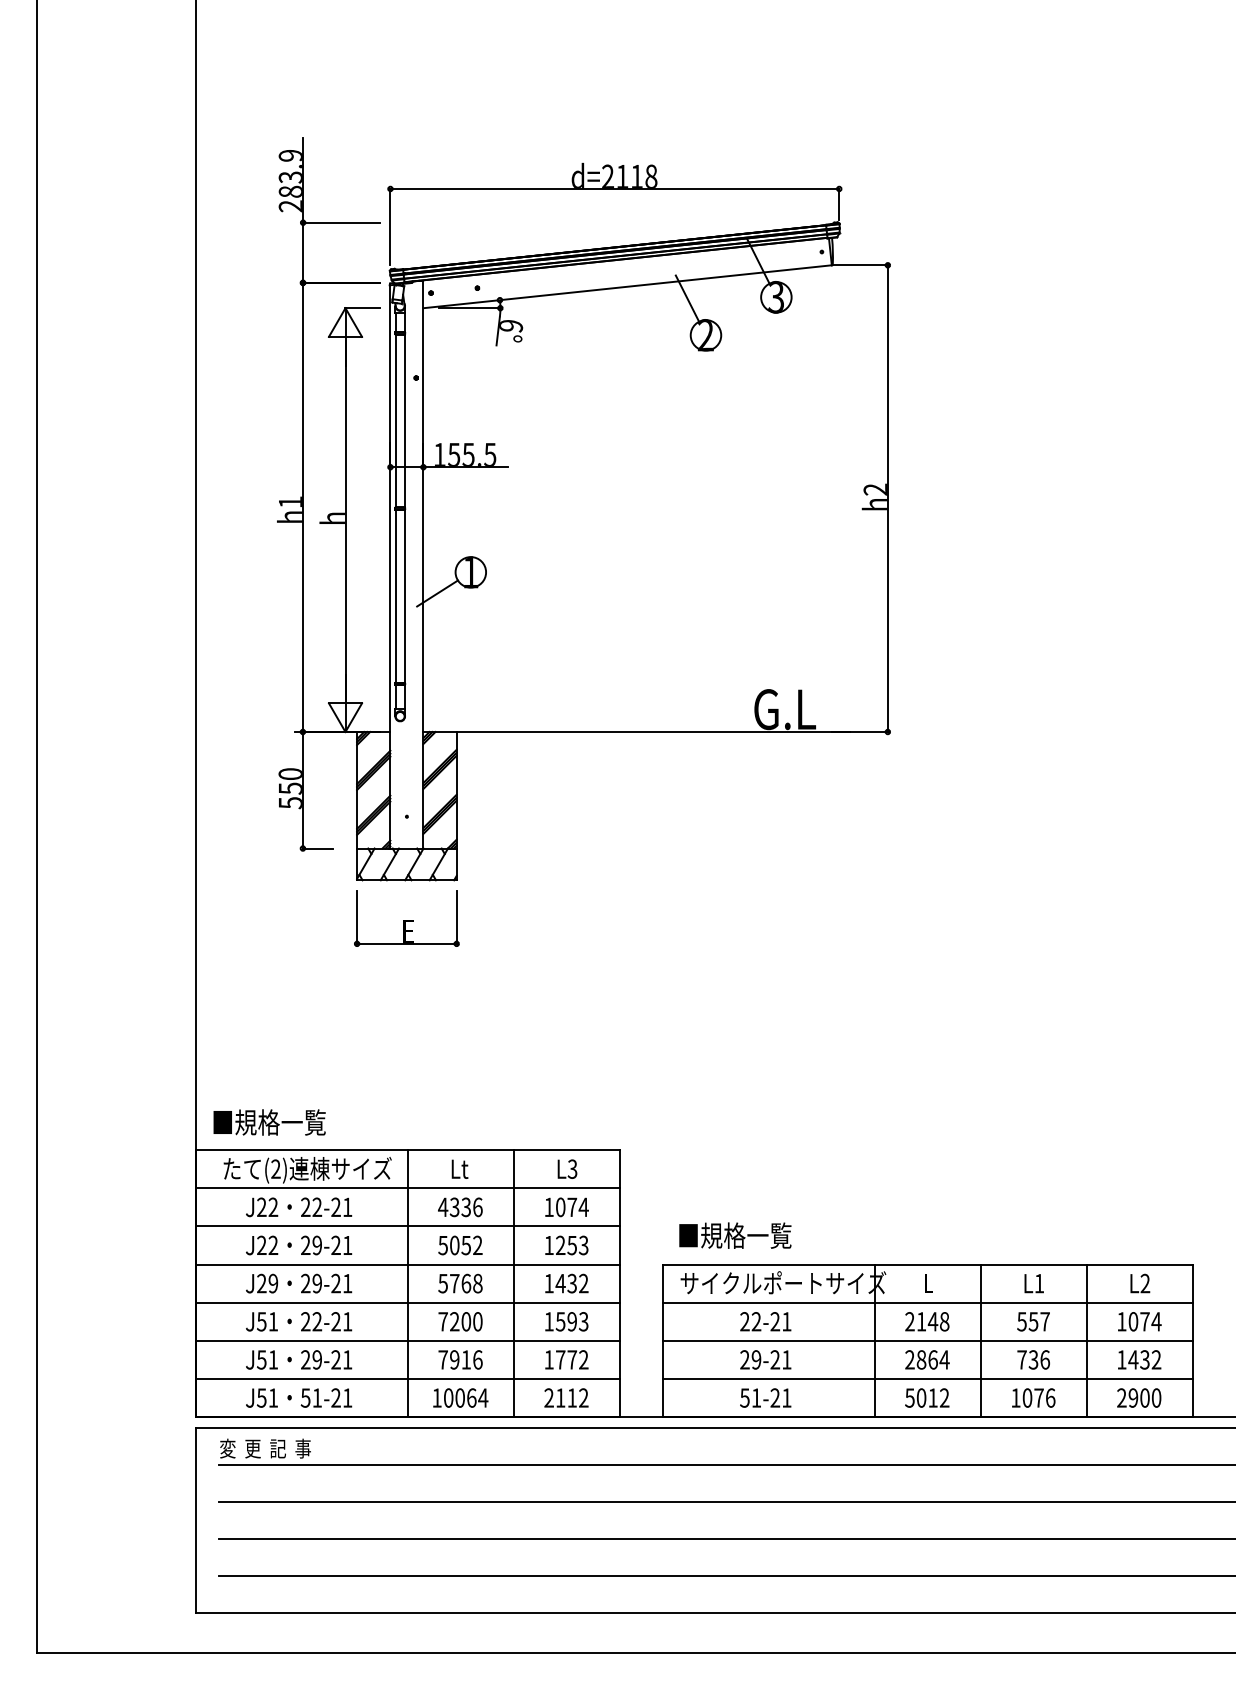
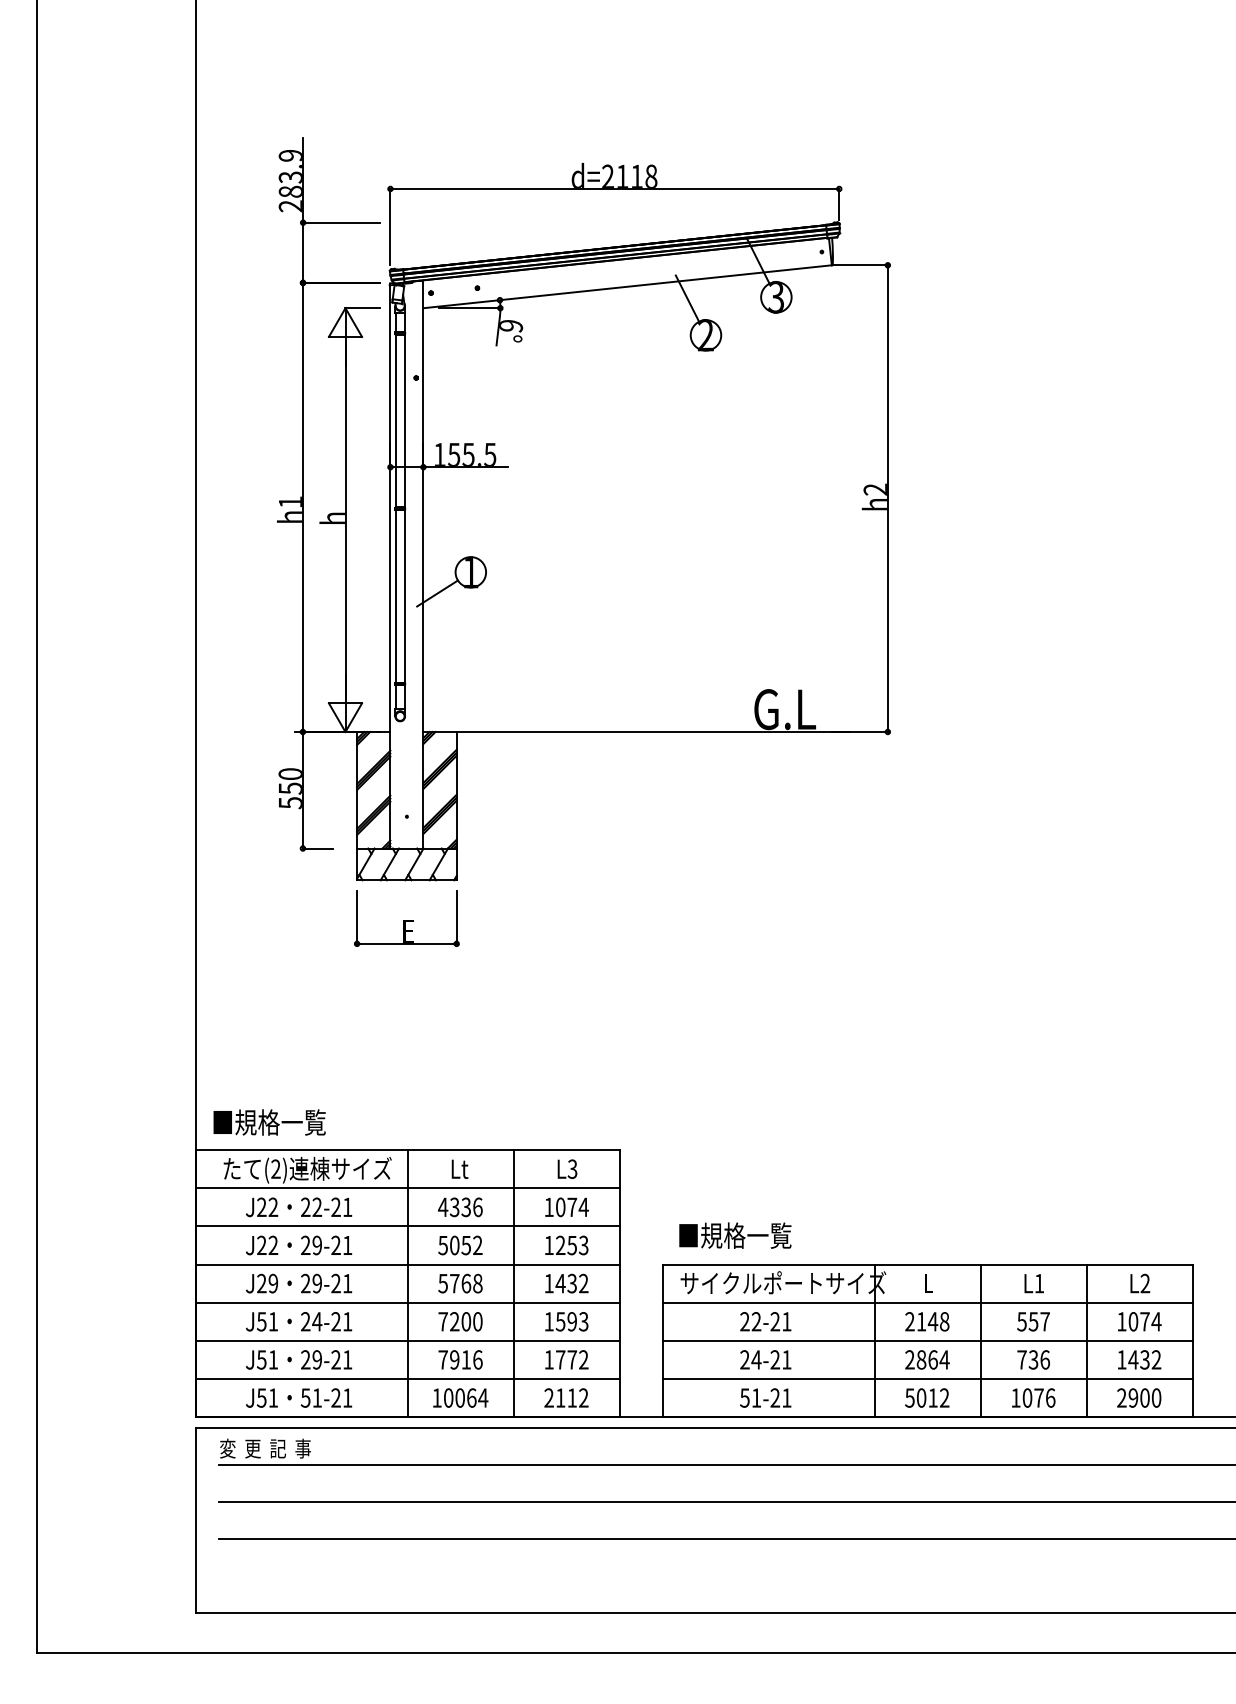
text: 22-21 -> 24-21 (317, 1321)
text: 29-21 -> 24-21 (756, 1359)
line: present -> none (725, 1576)
